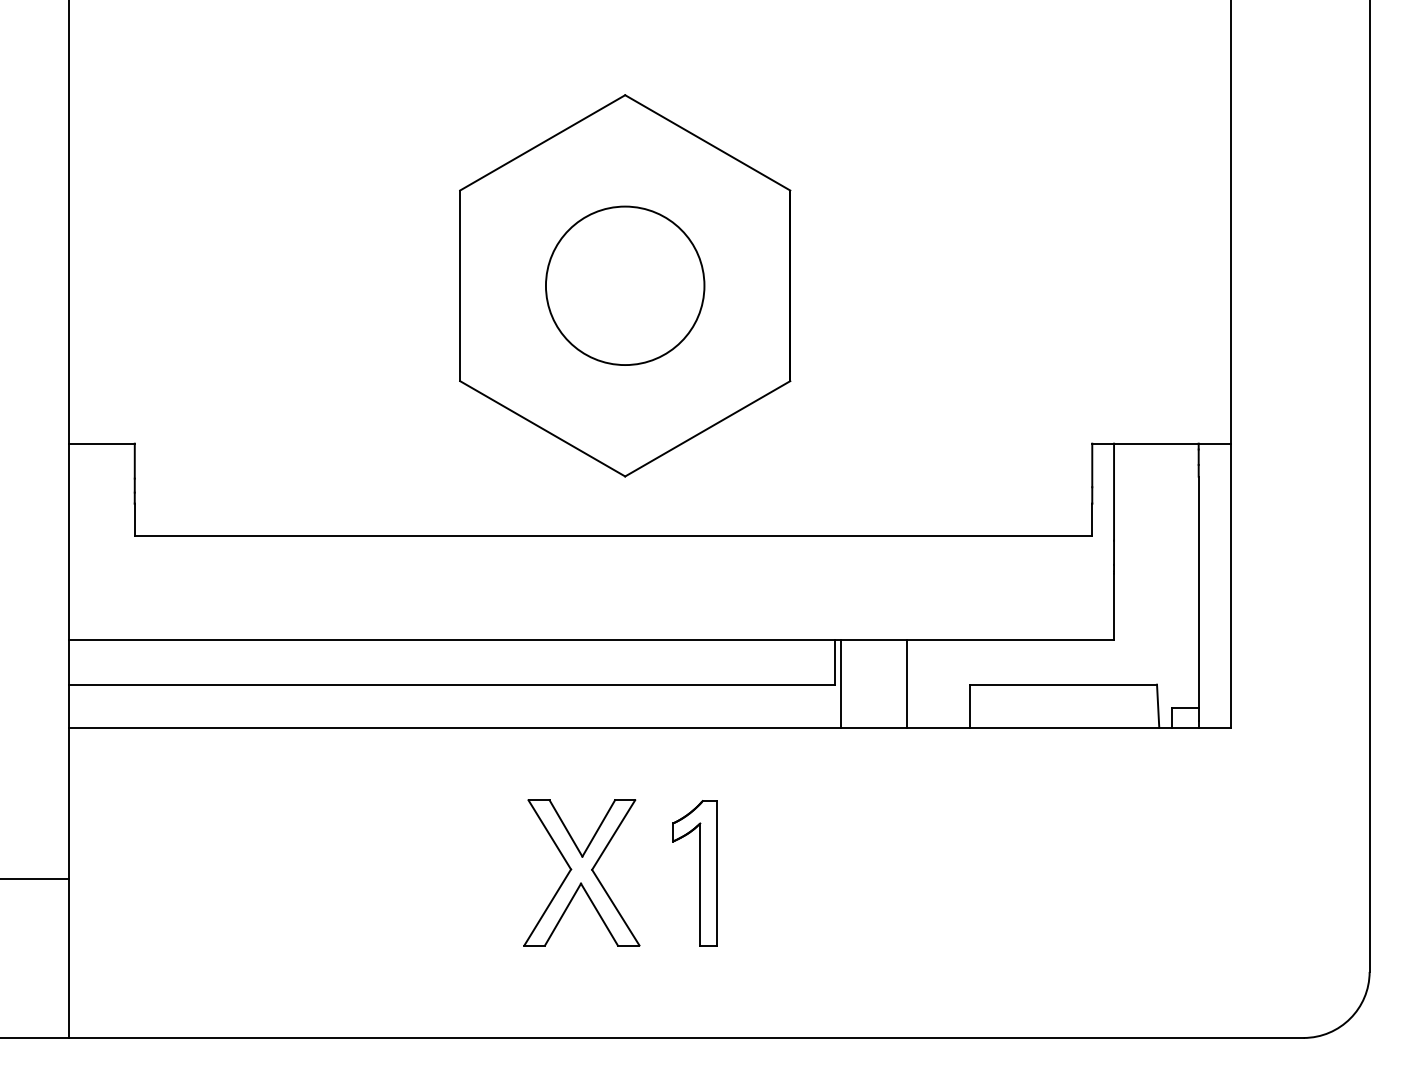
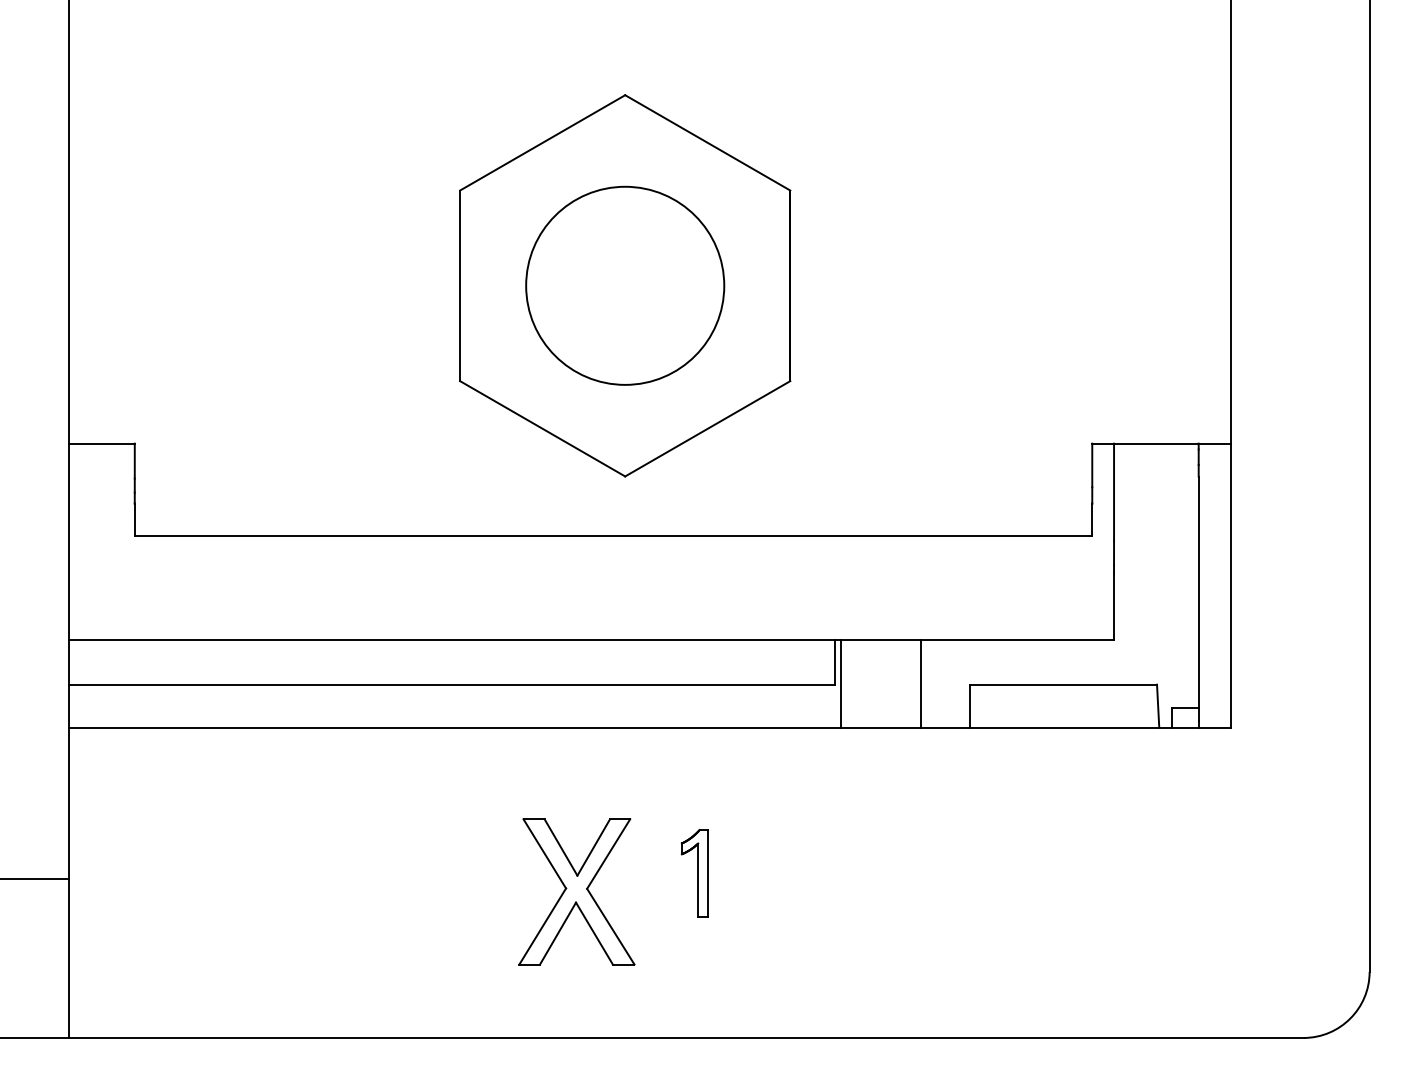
circle diameter: 158 px -> 198 px (625, 285)
line position: (907, 683) -> (921, 683) (921, 683)
part position: (581, 872) -> (576, 891) (576, 891)
part size: 46x147 px -> 29x89 px (694, 873)
